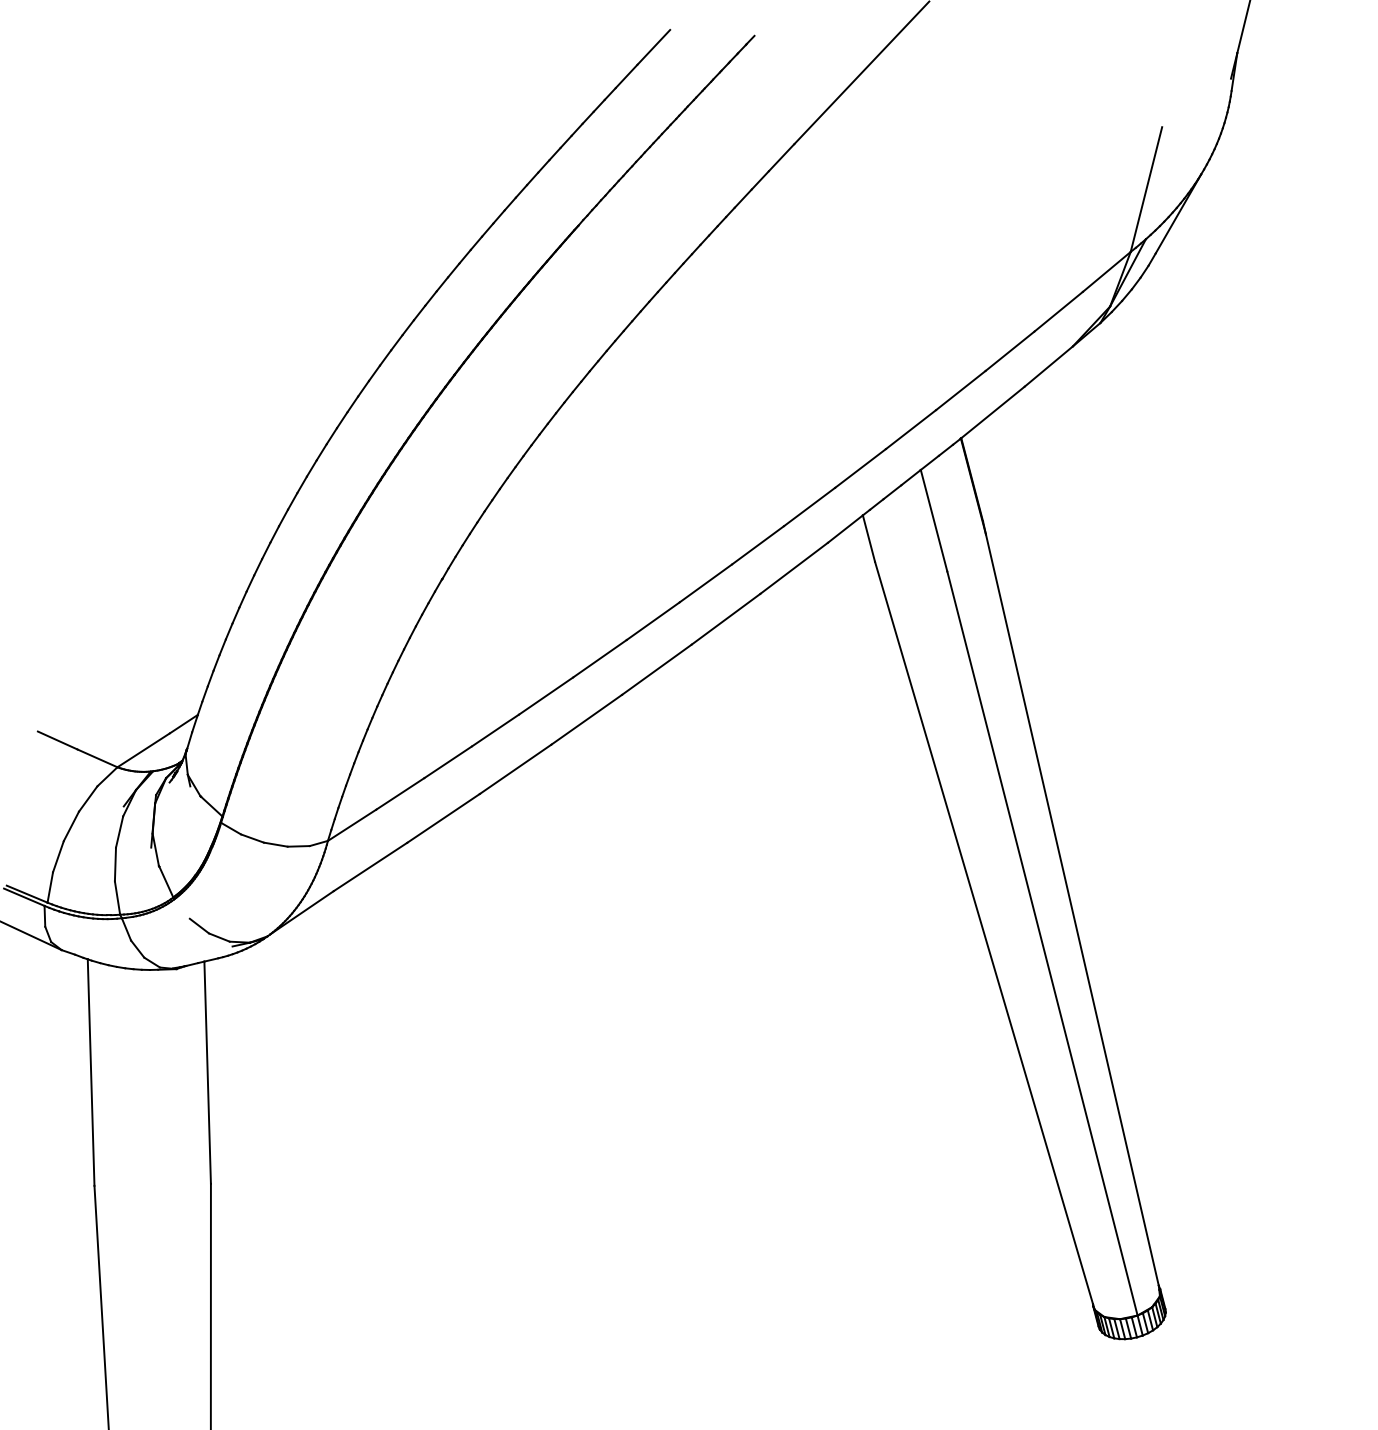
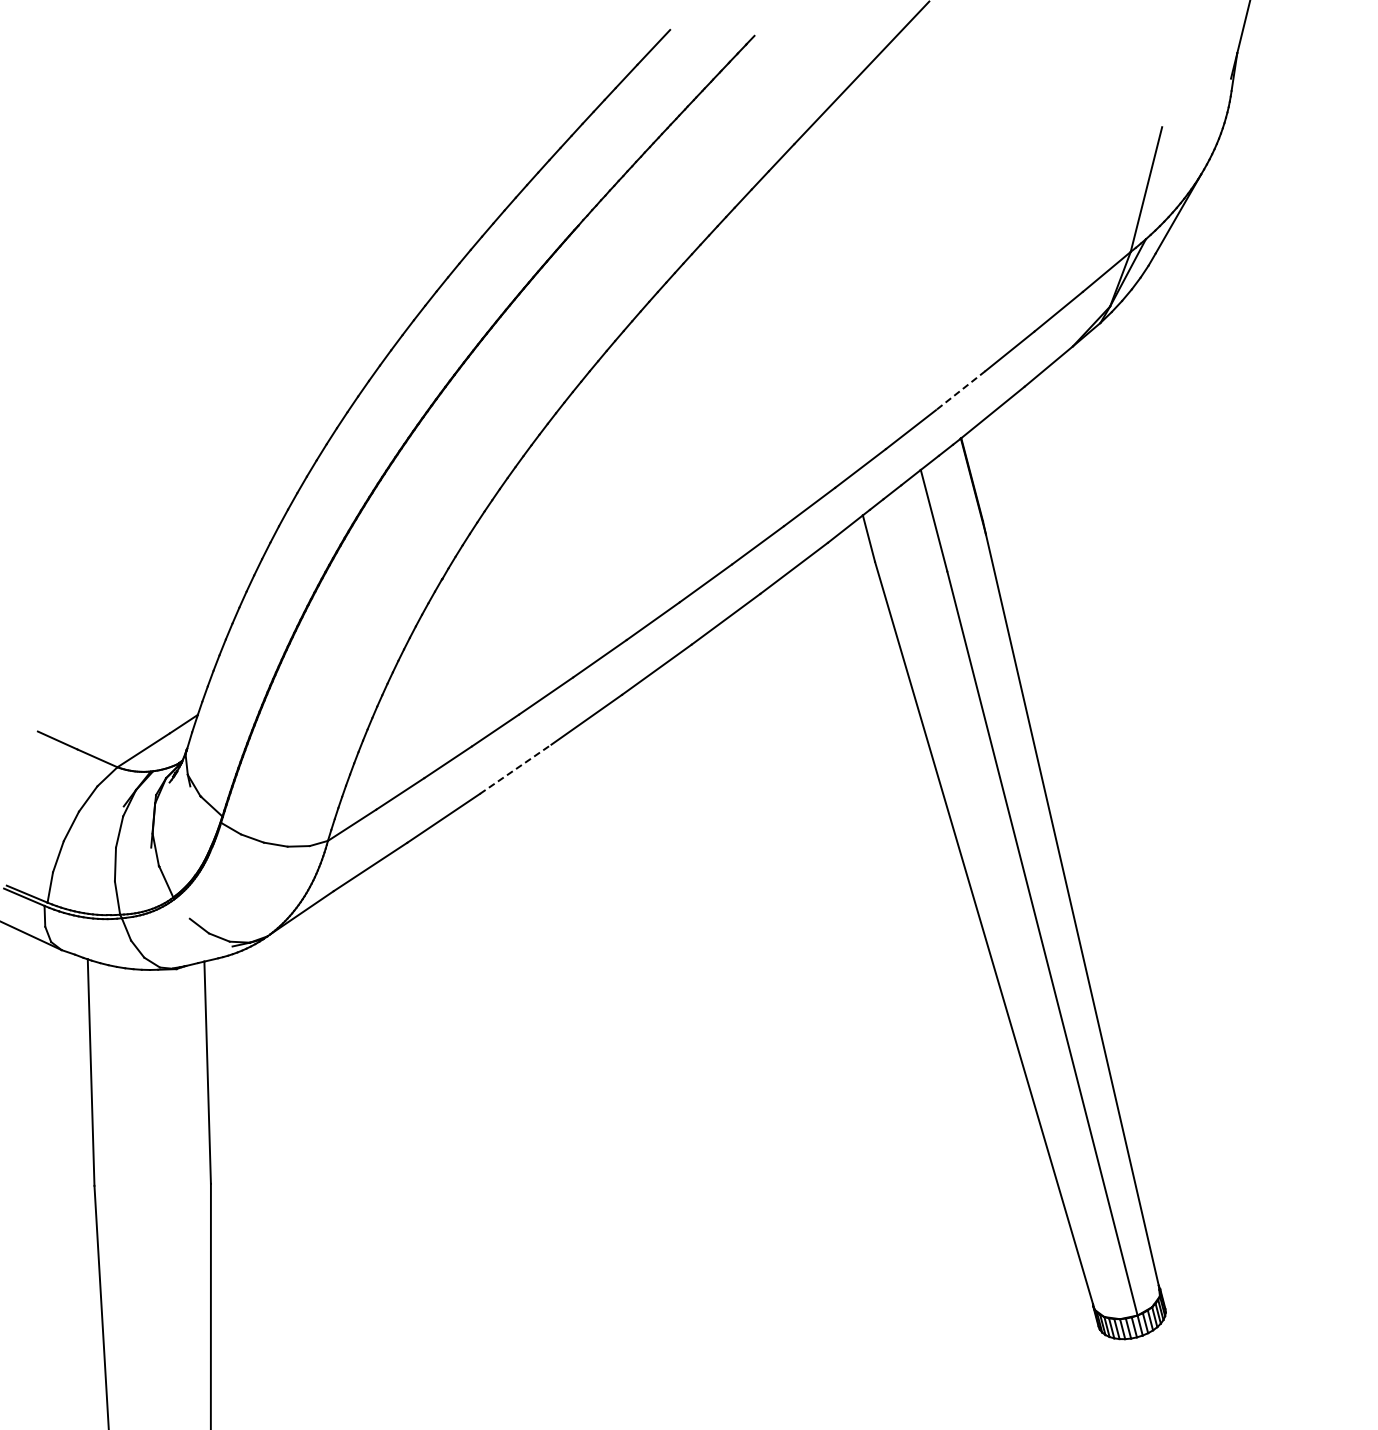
line: solid -> dashed (960, 390)
line: solid -> dashed (516, 769)
